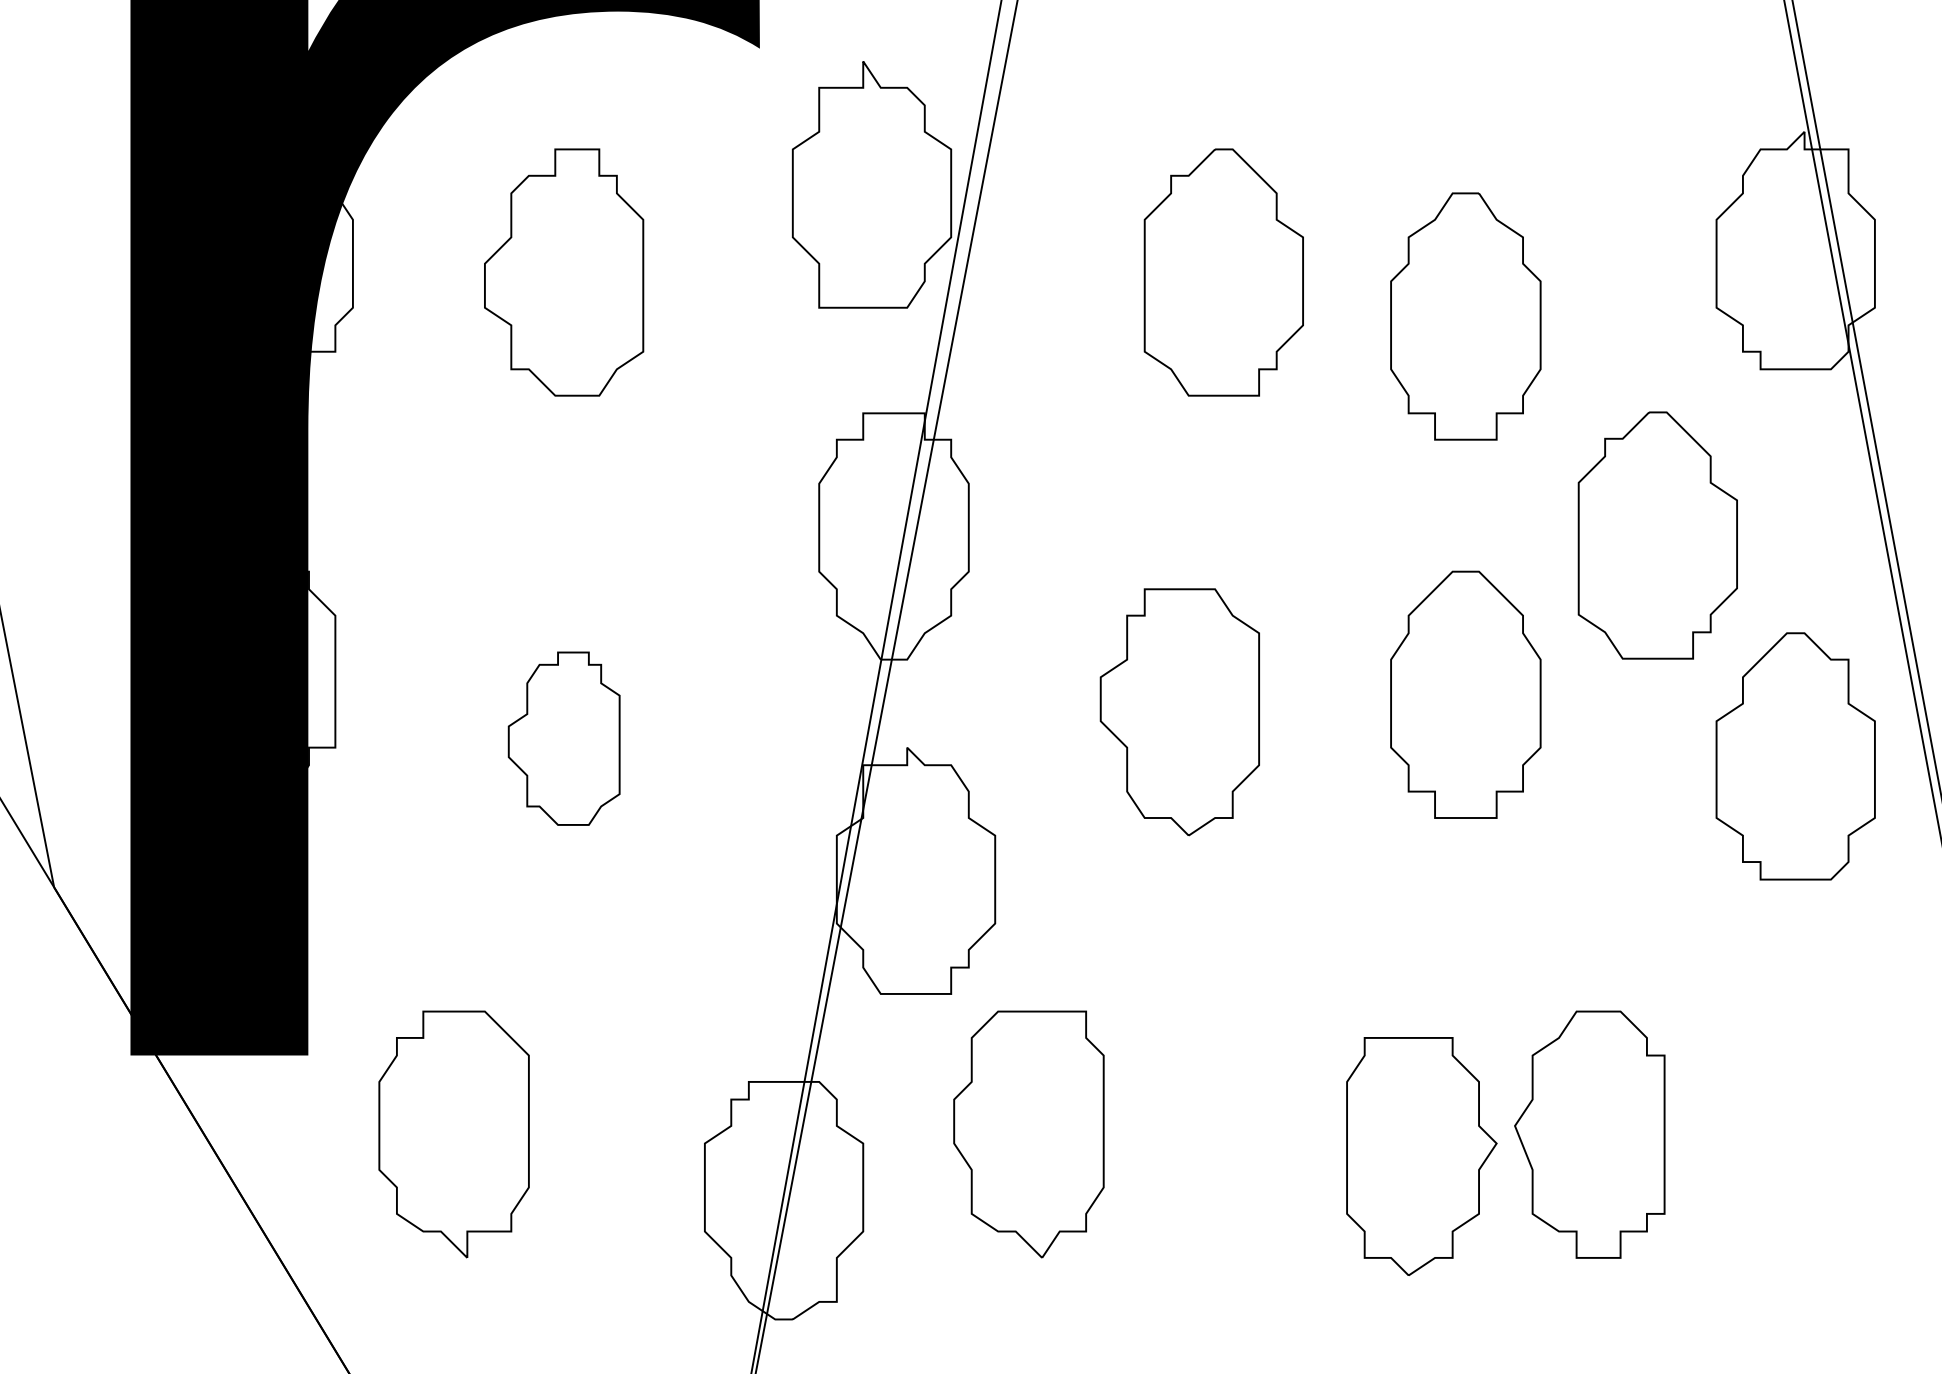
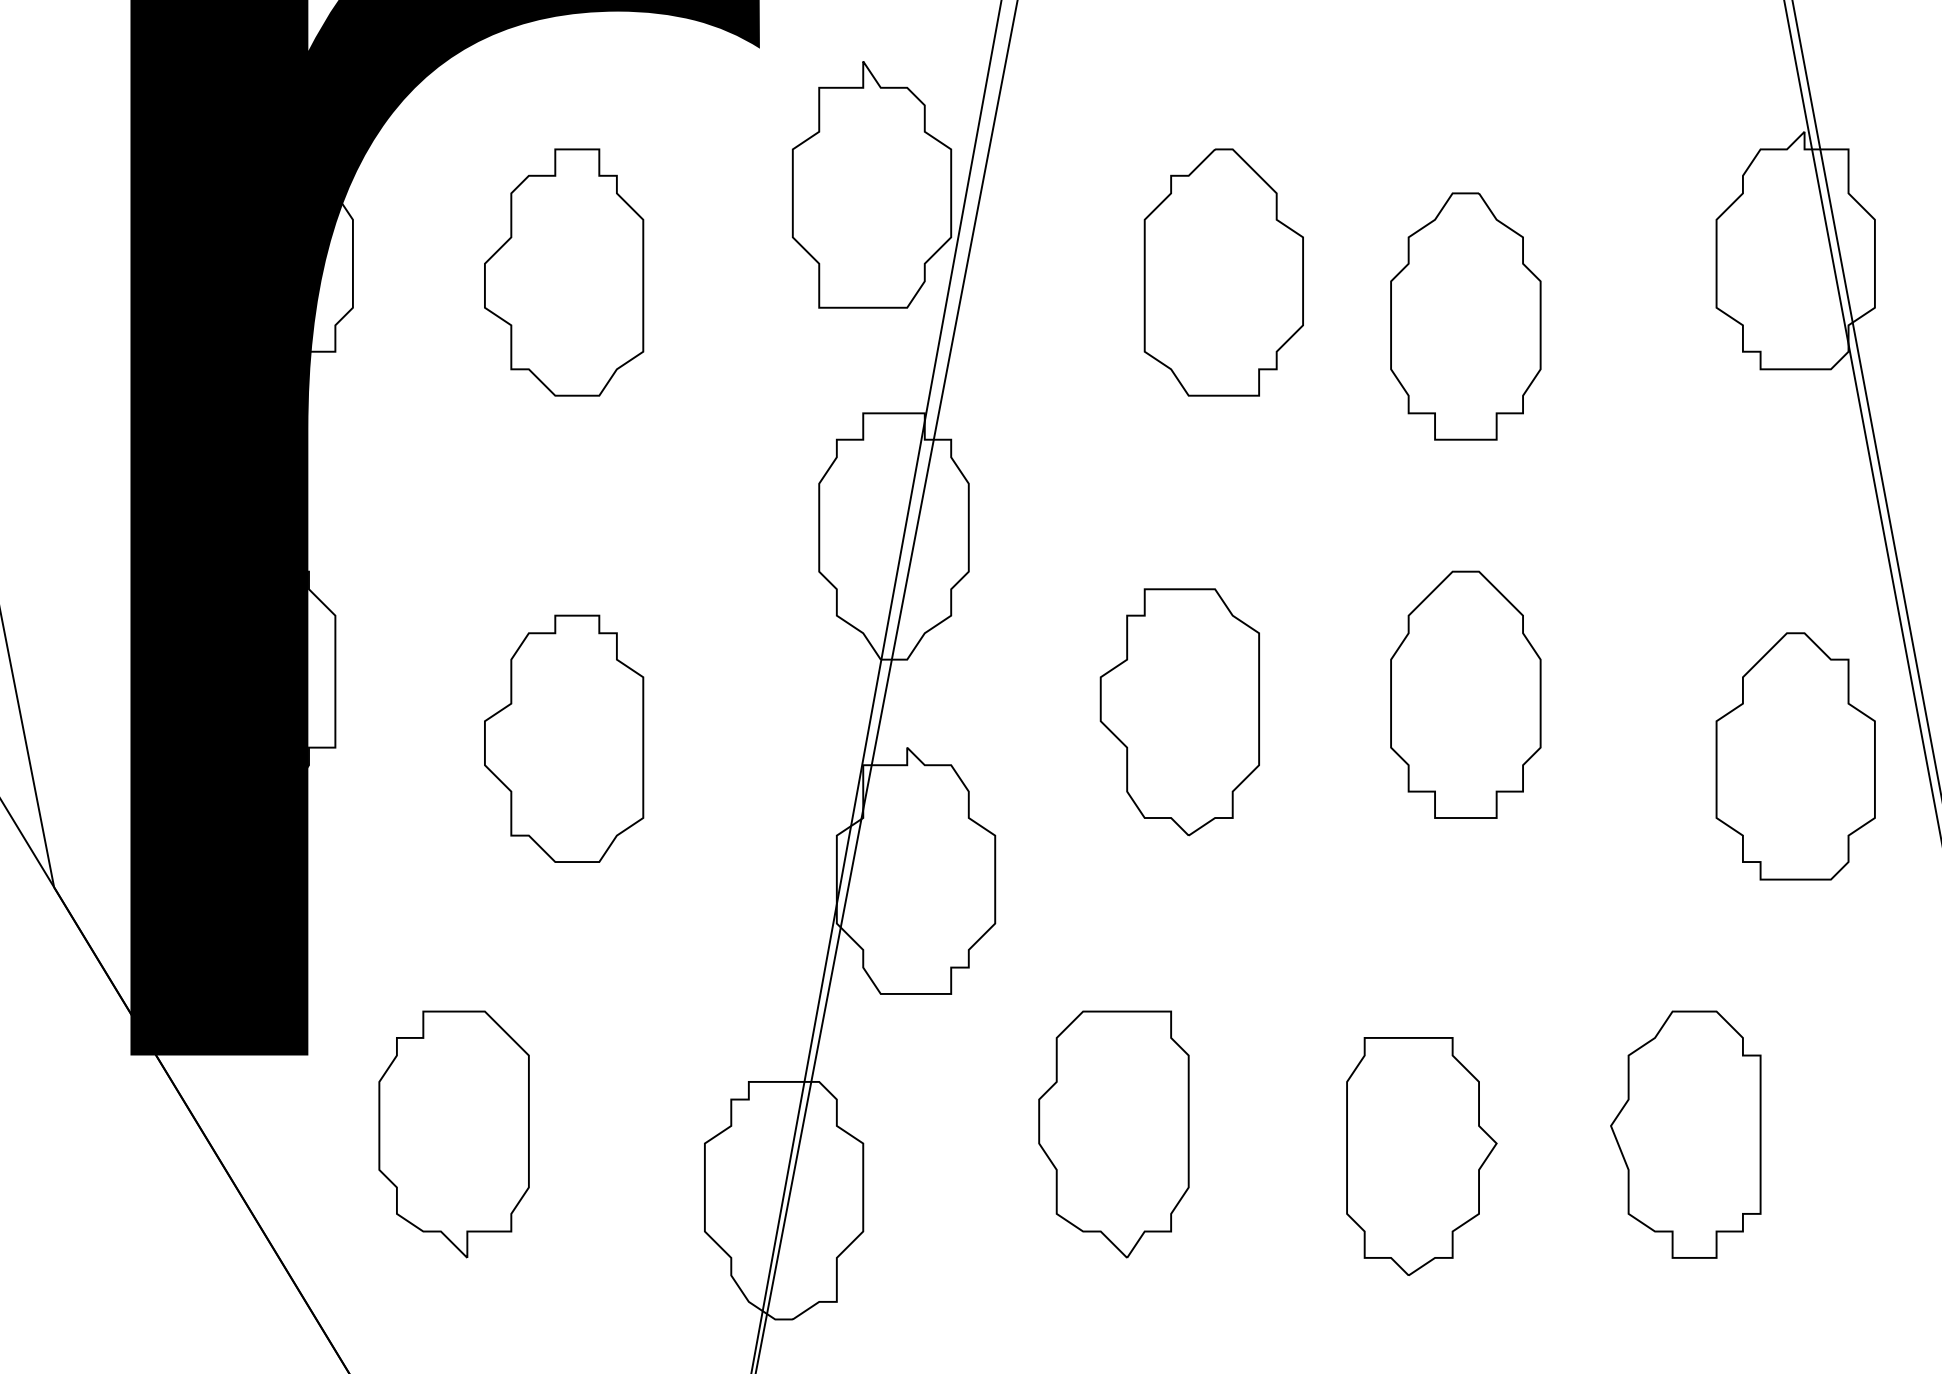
part: present -> none (1657, 535)
part size: 114x175 px -> 161x249 px (564, 738)
part position: (1028, 1134) -> (1113, 1134) (1113, 1134)
part position: (1589, 1134) -> (1685, 1134) (1685, 1134)
